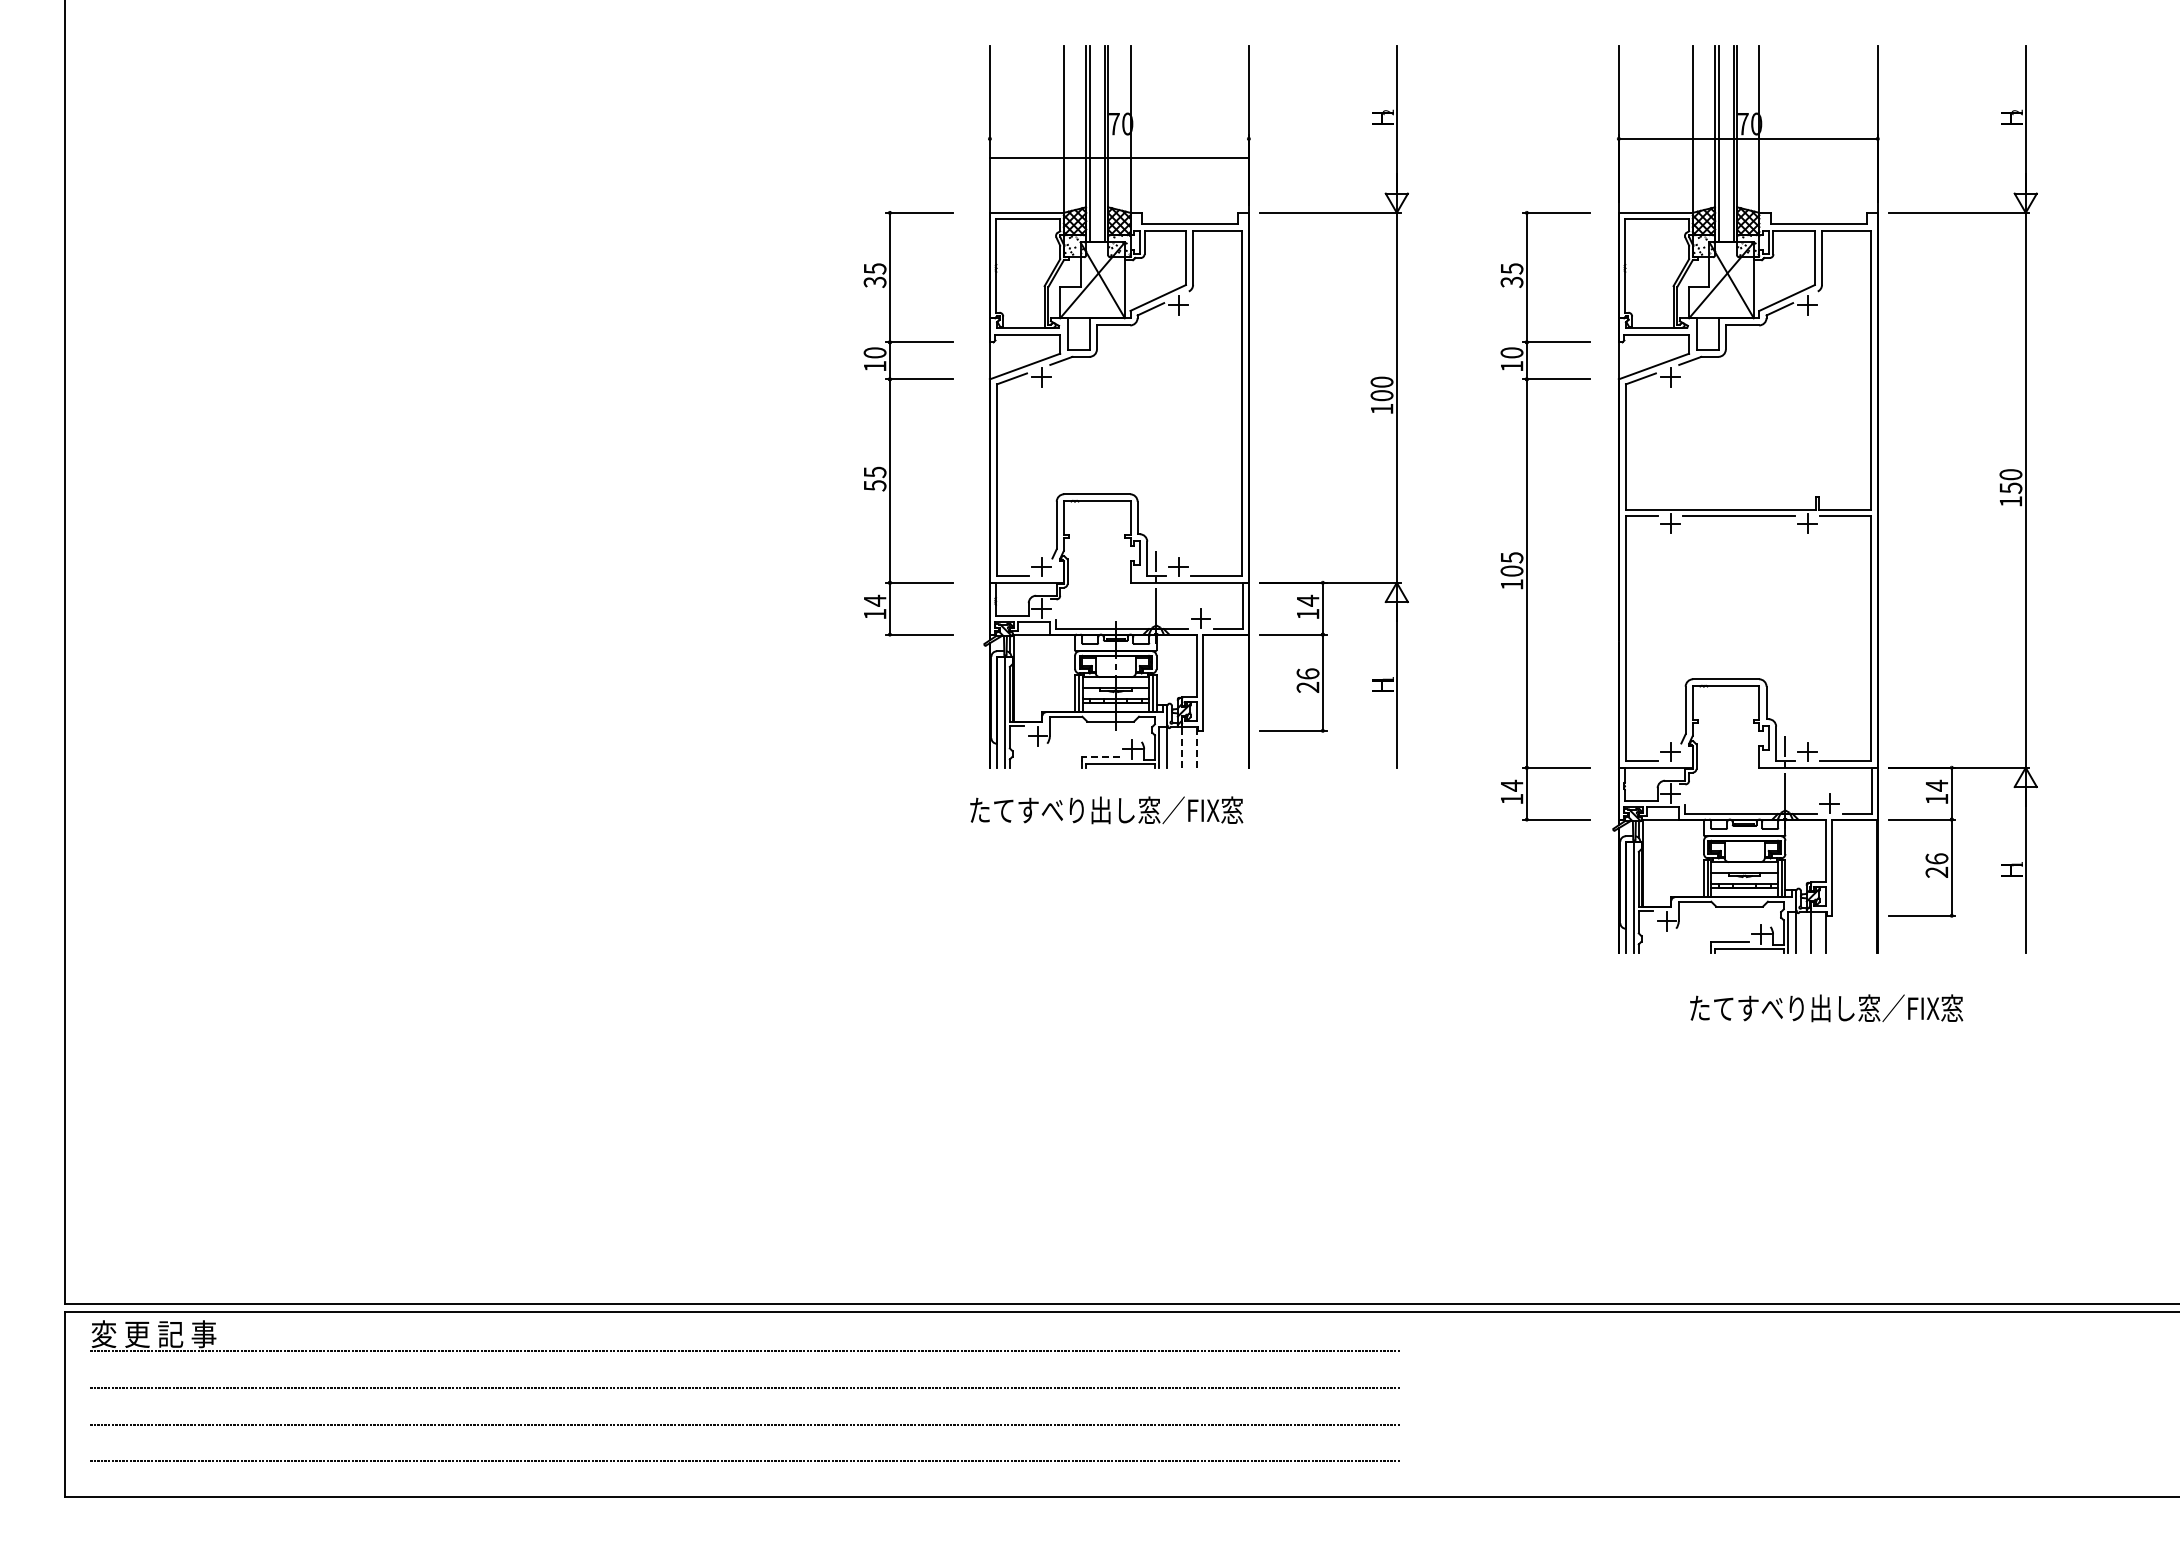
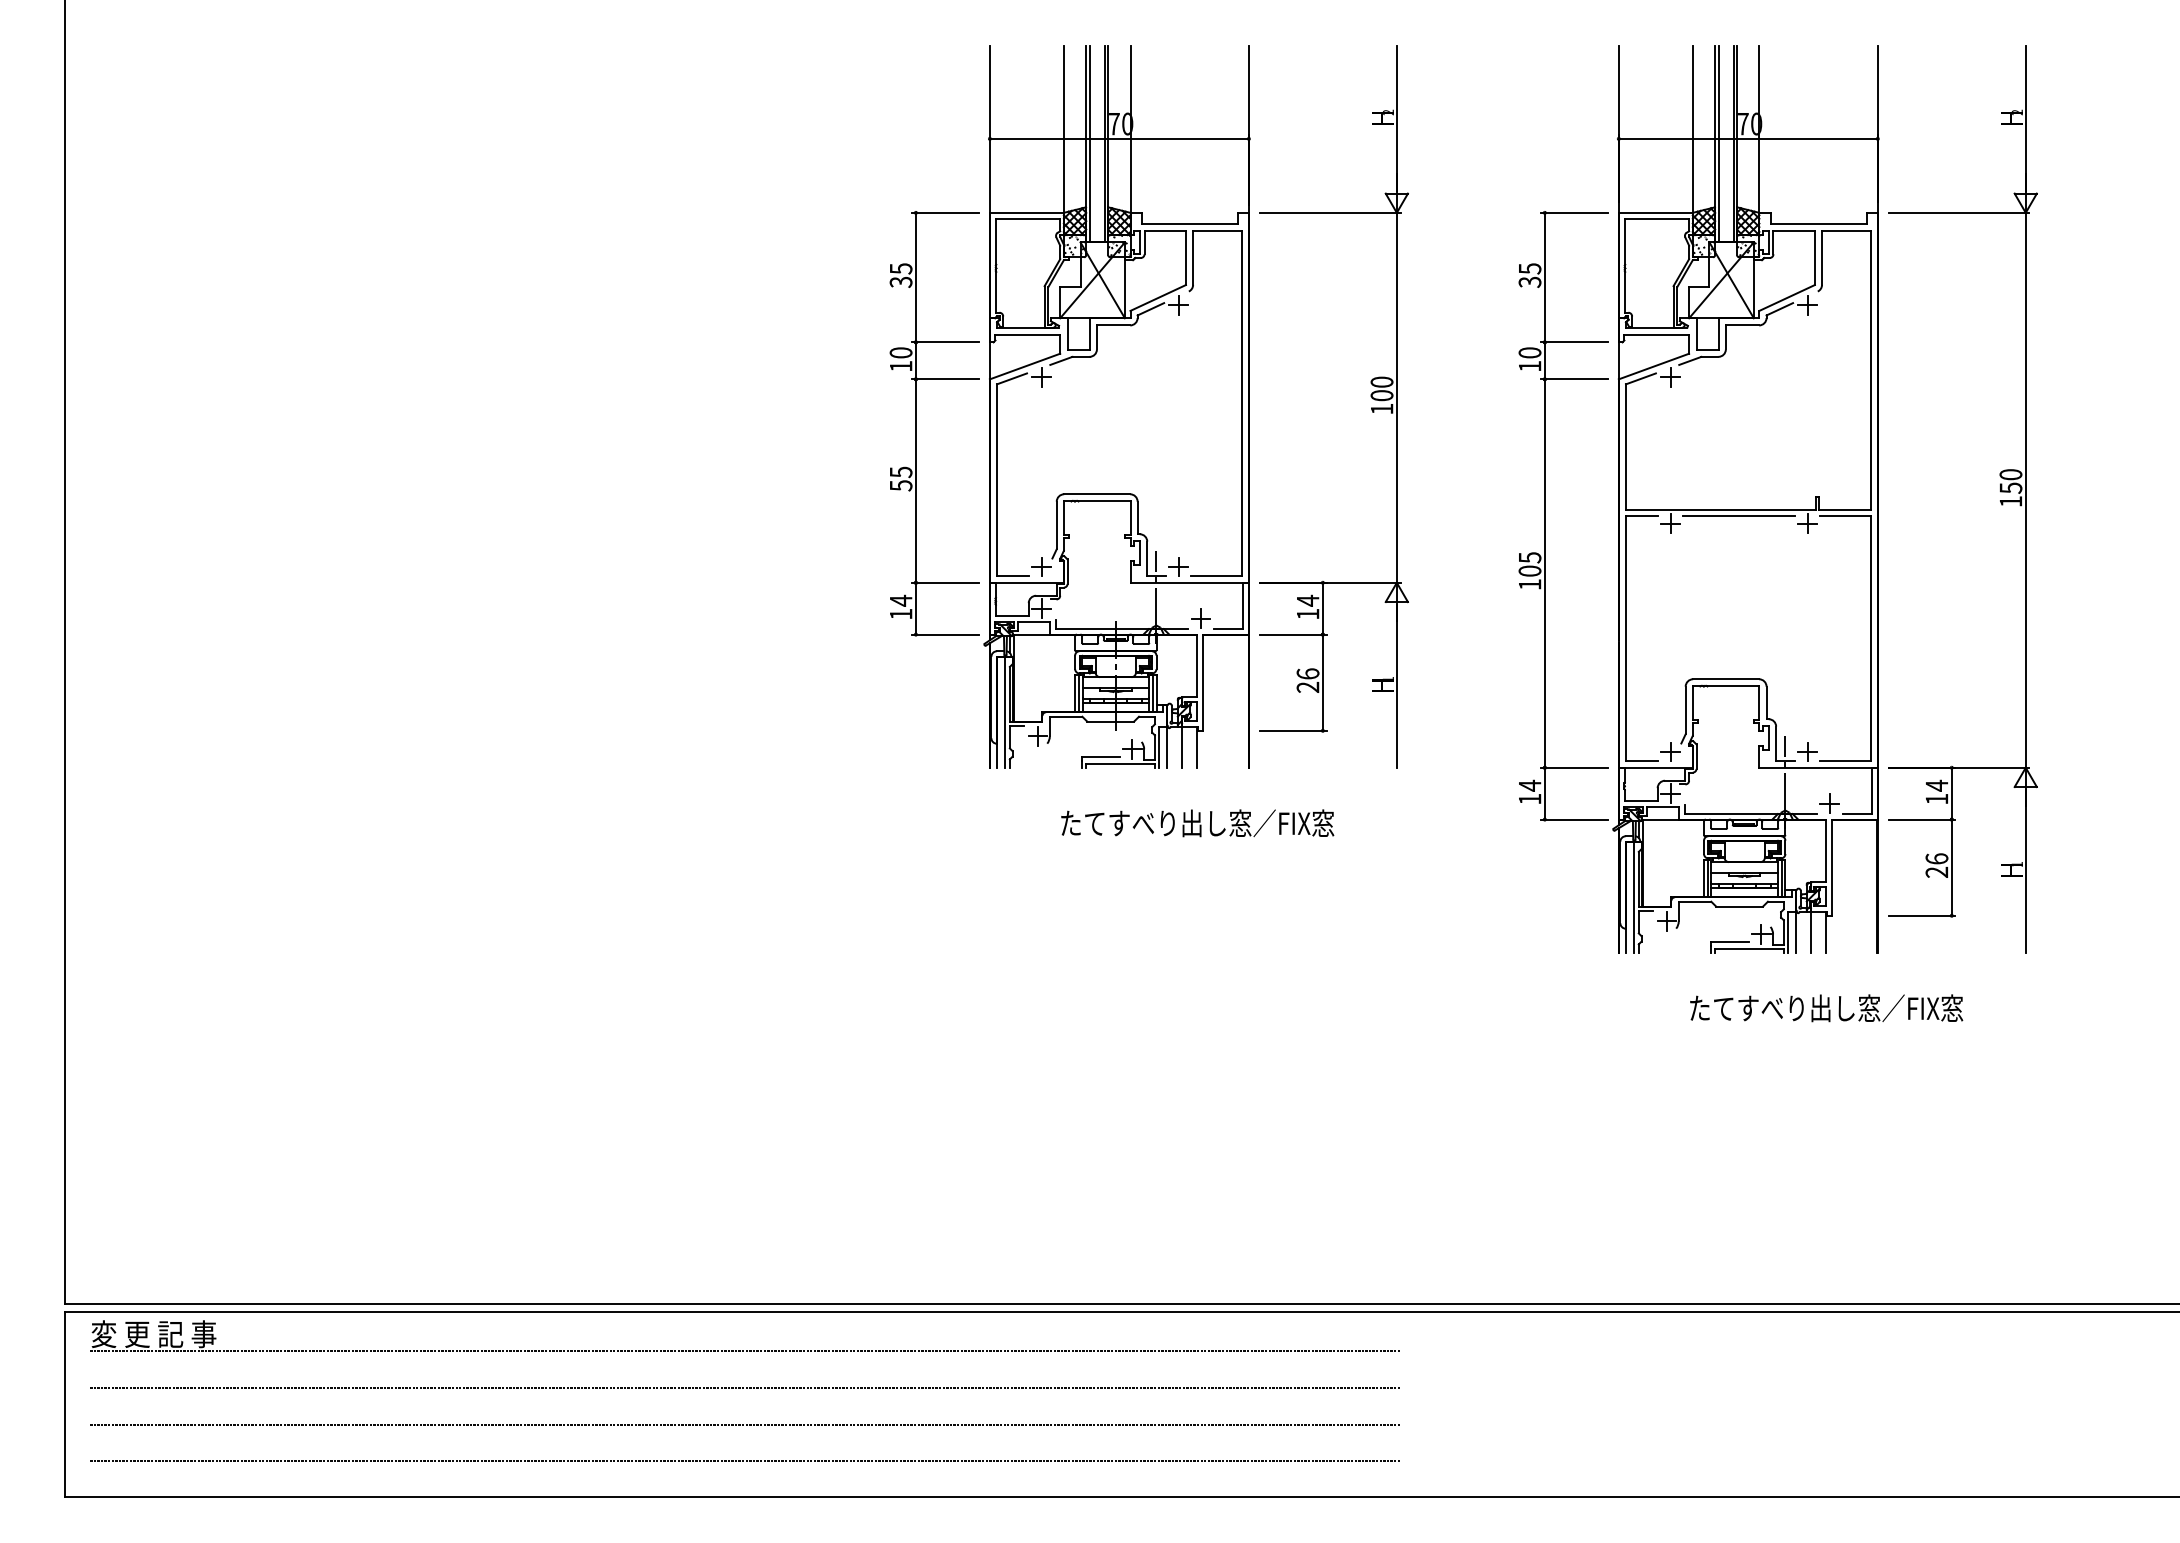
line position: (1118, 157) -> (1118, 138) (1118, 138)
part position: (890, 423) -> (916, 423) (916, 423)
part position: (1527, 516) -> (1545, 516) (1545, 516)
line: dashed -> solid (1182, 746)
line: dashed -> solid (1196, 746)
line: dashed -> solid (1100, 756)
text position: (1106, 810) -> (1197, 823) (1197, 823)
